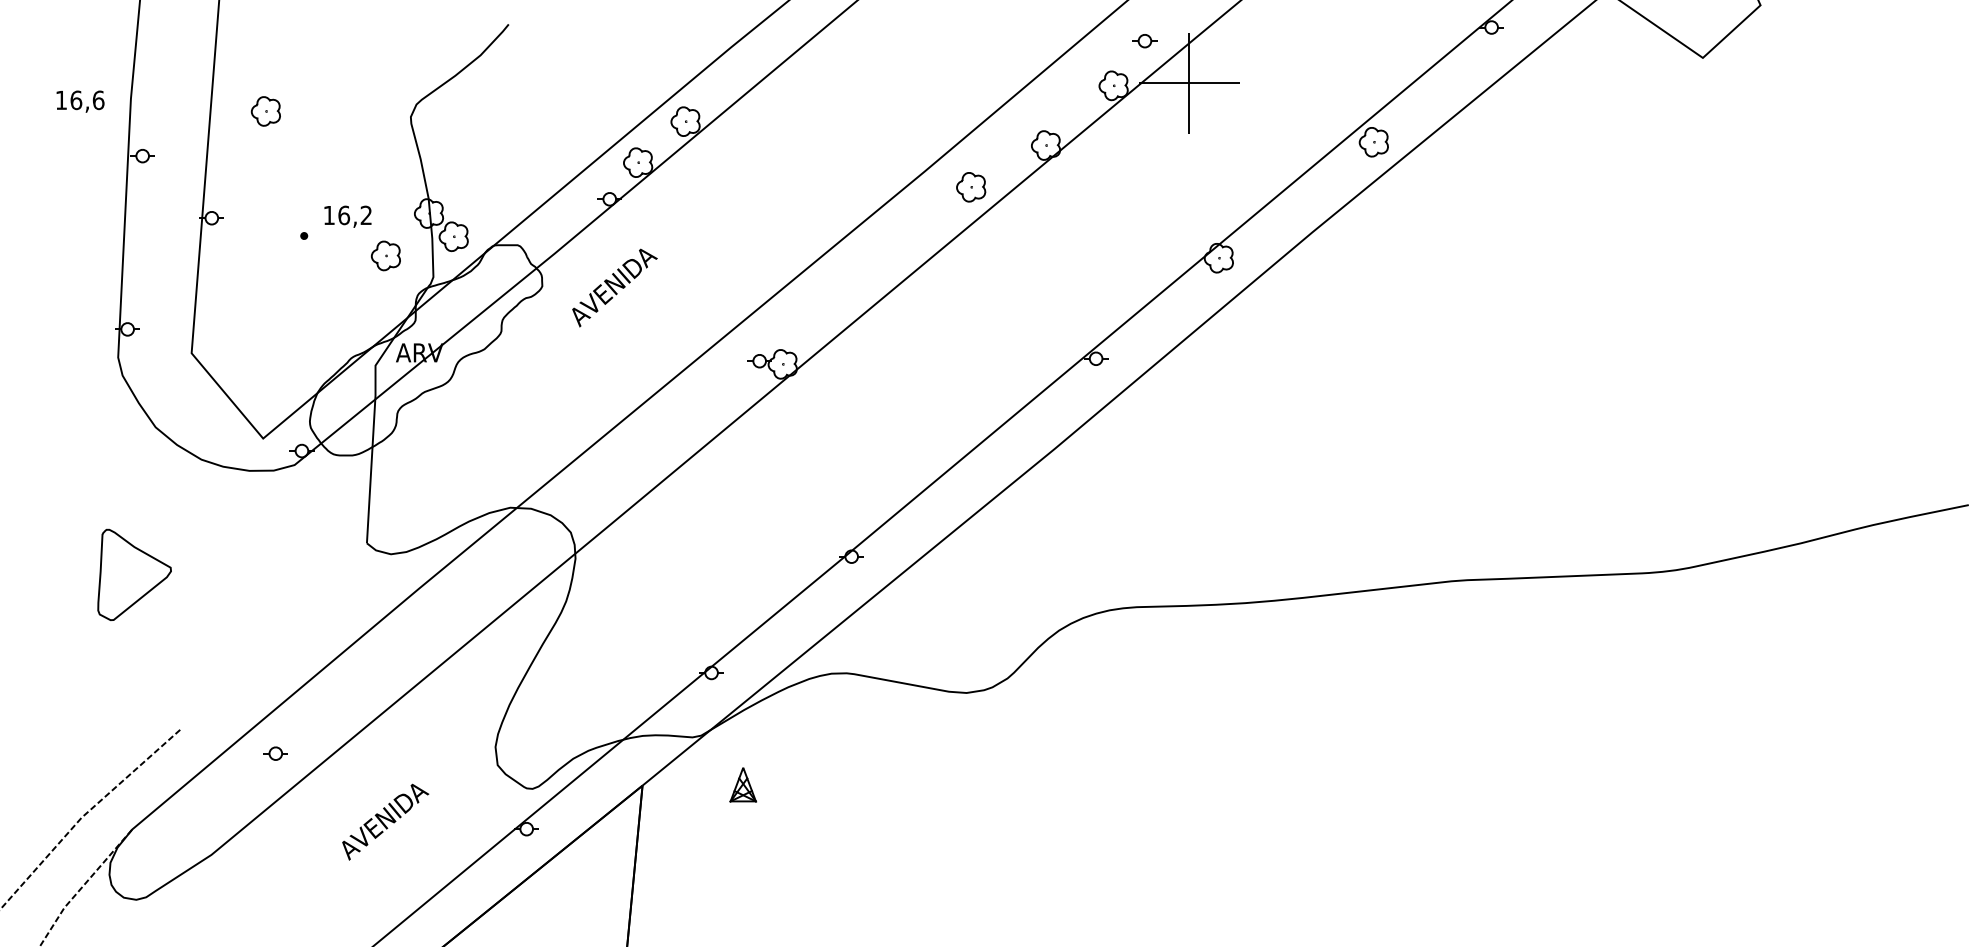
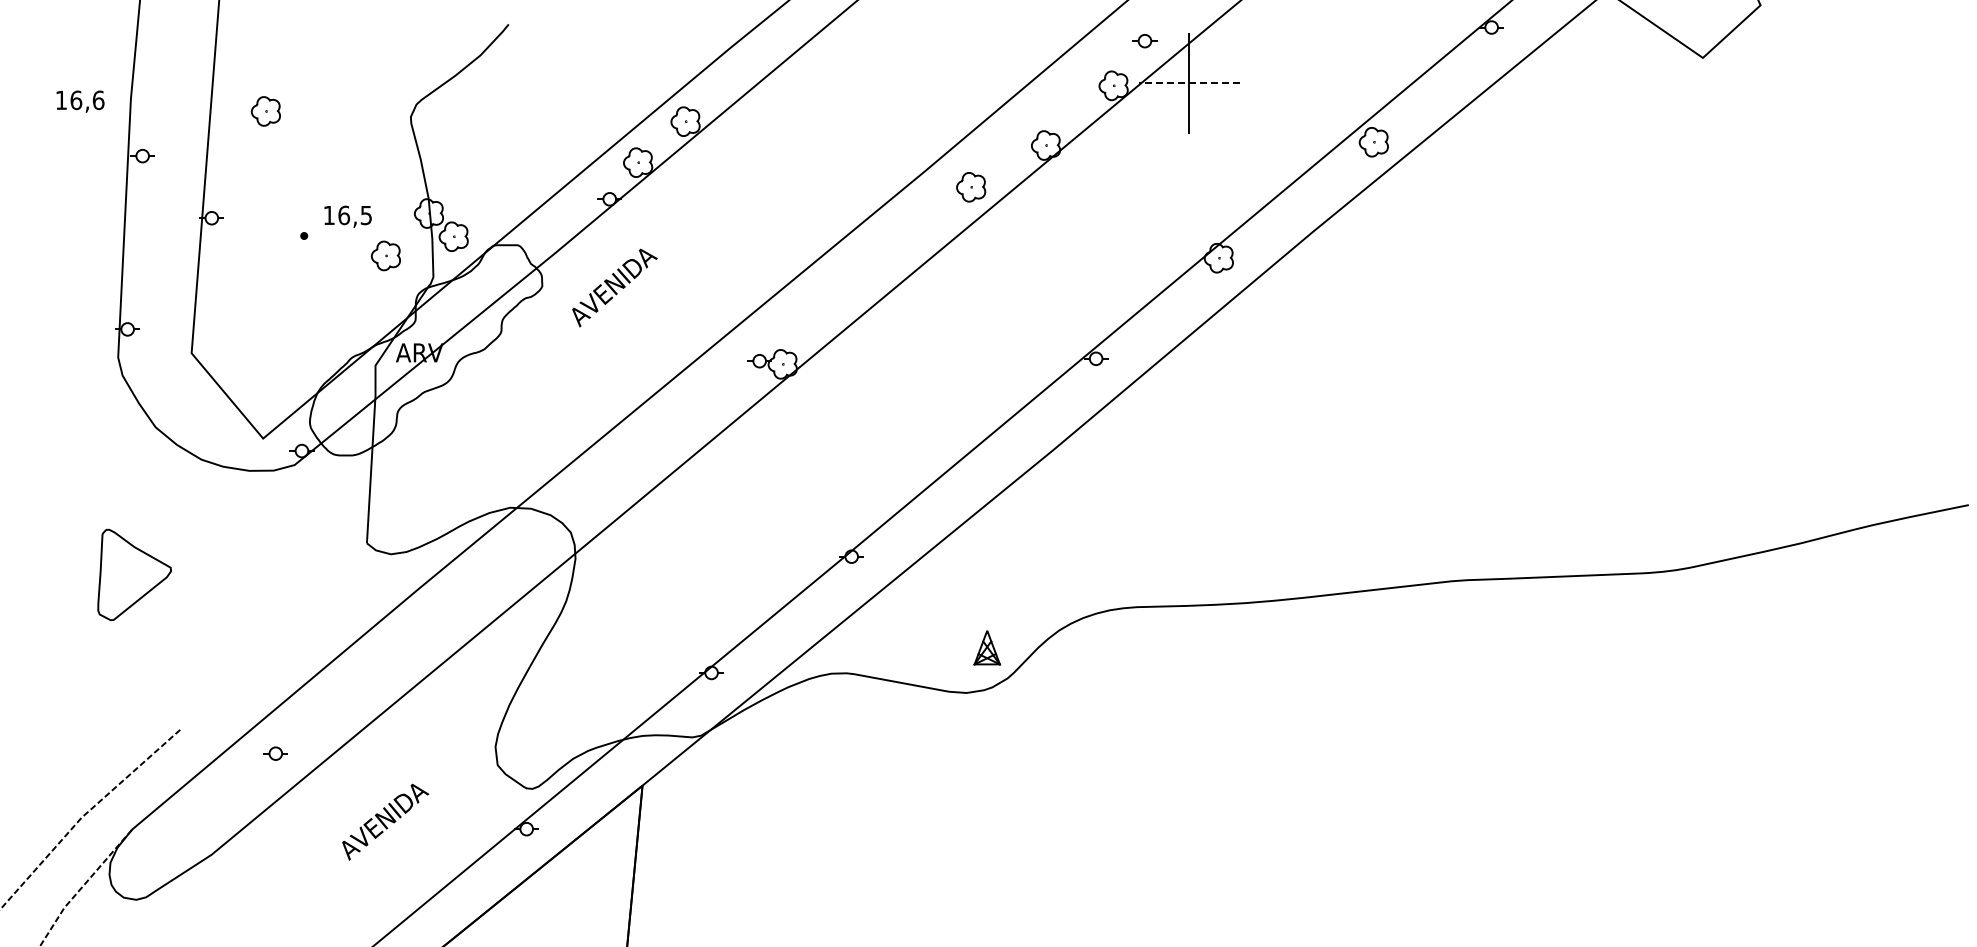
line: solid -> dashed (1188, 83)
text: 16,2 -> 16,5 (365, 215)
part position: (742, 784) -> (986, 647) (986, 647)
